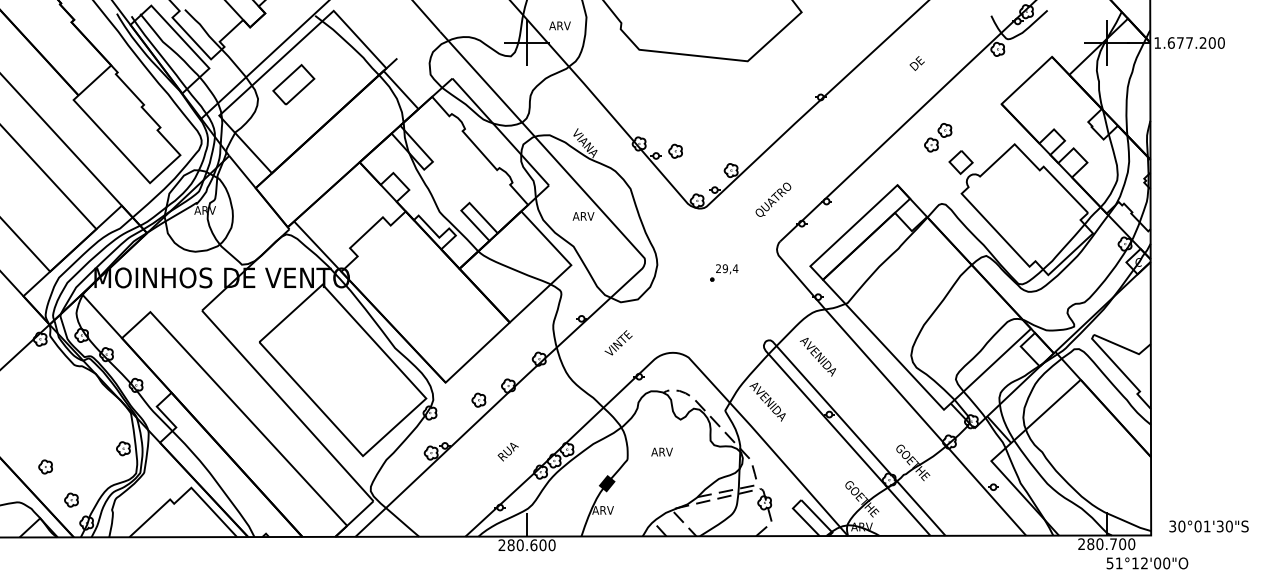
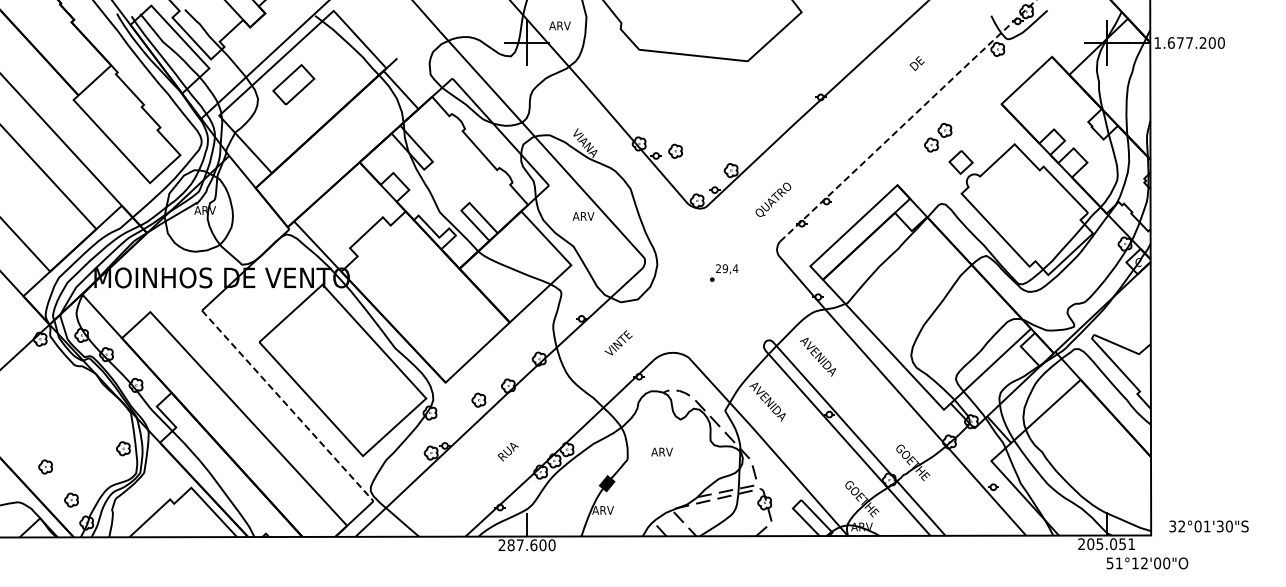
line: solid -> dashed (908, 120)
line: solid -> dashed (288, 406)
text: 30°01'30"S -> 32°01'30"S (1181, 526)
text: 280.700 -> 205.051 (1111, 544)
text: 280.600 -> 287.600 (519, 545)
